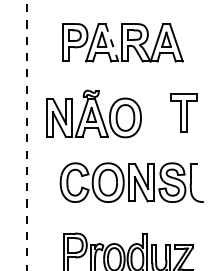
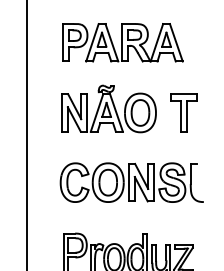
line: dashed -> solid (111, 42)
part position: (93, 113) -> (108, 108) (108, 108)
line: dashed -> solid (27, 135)
